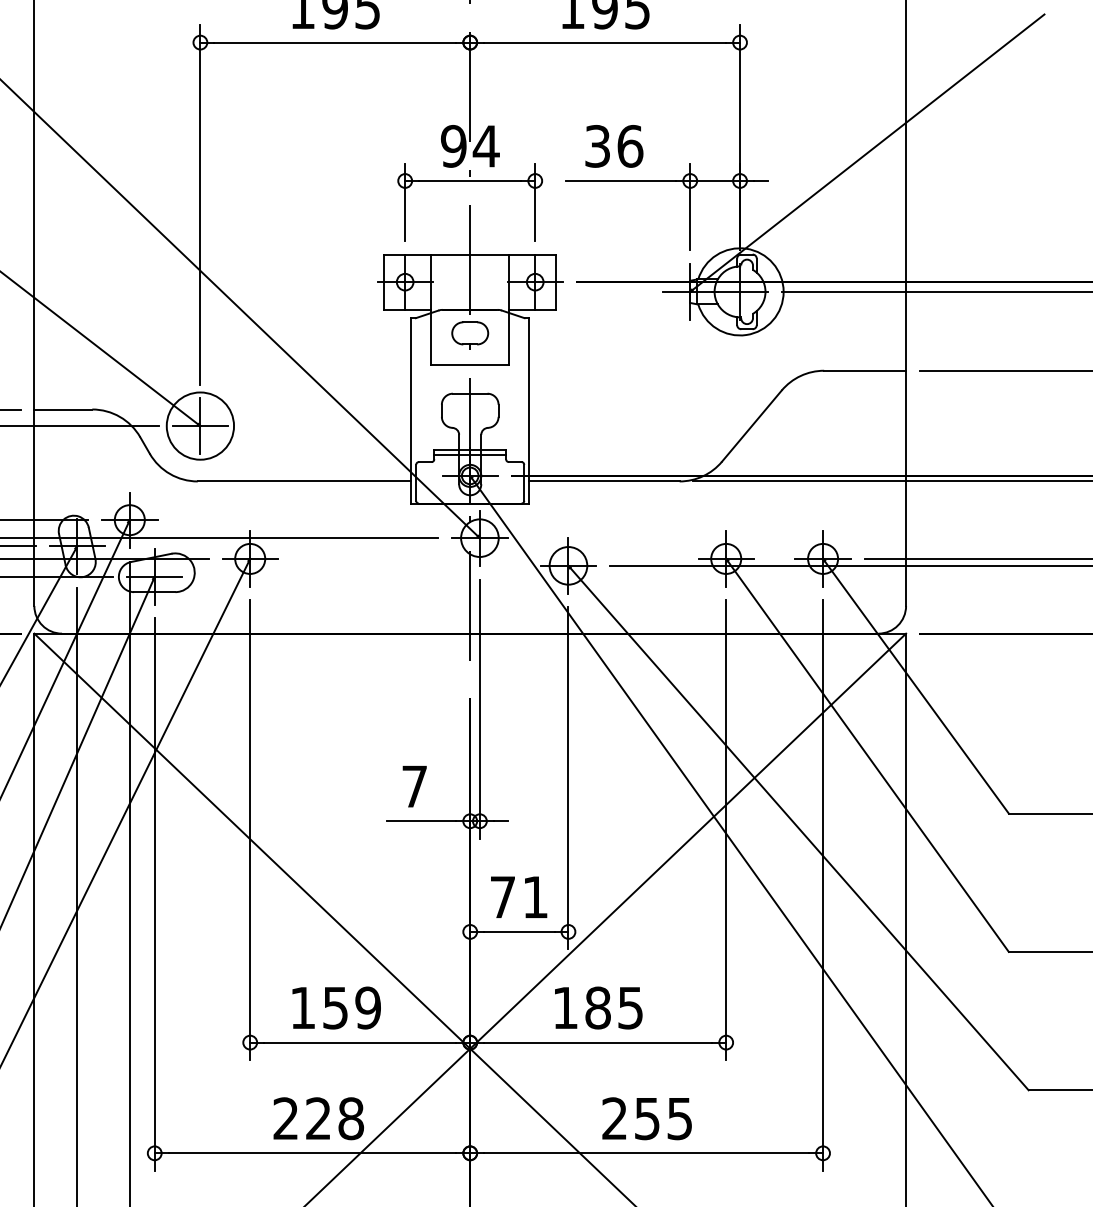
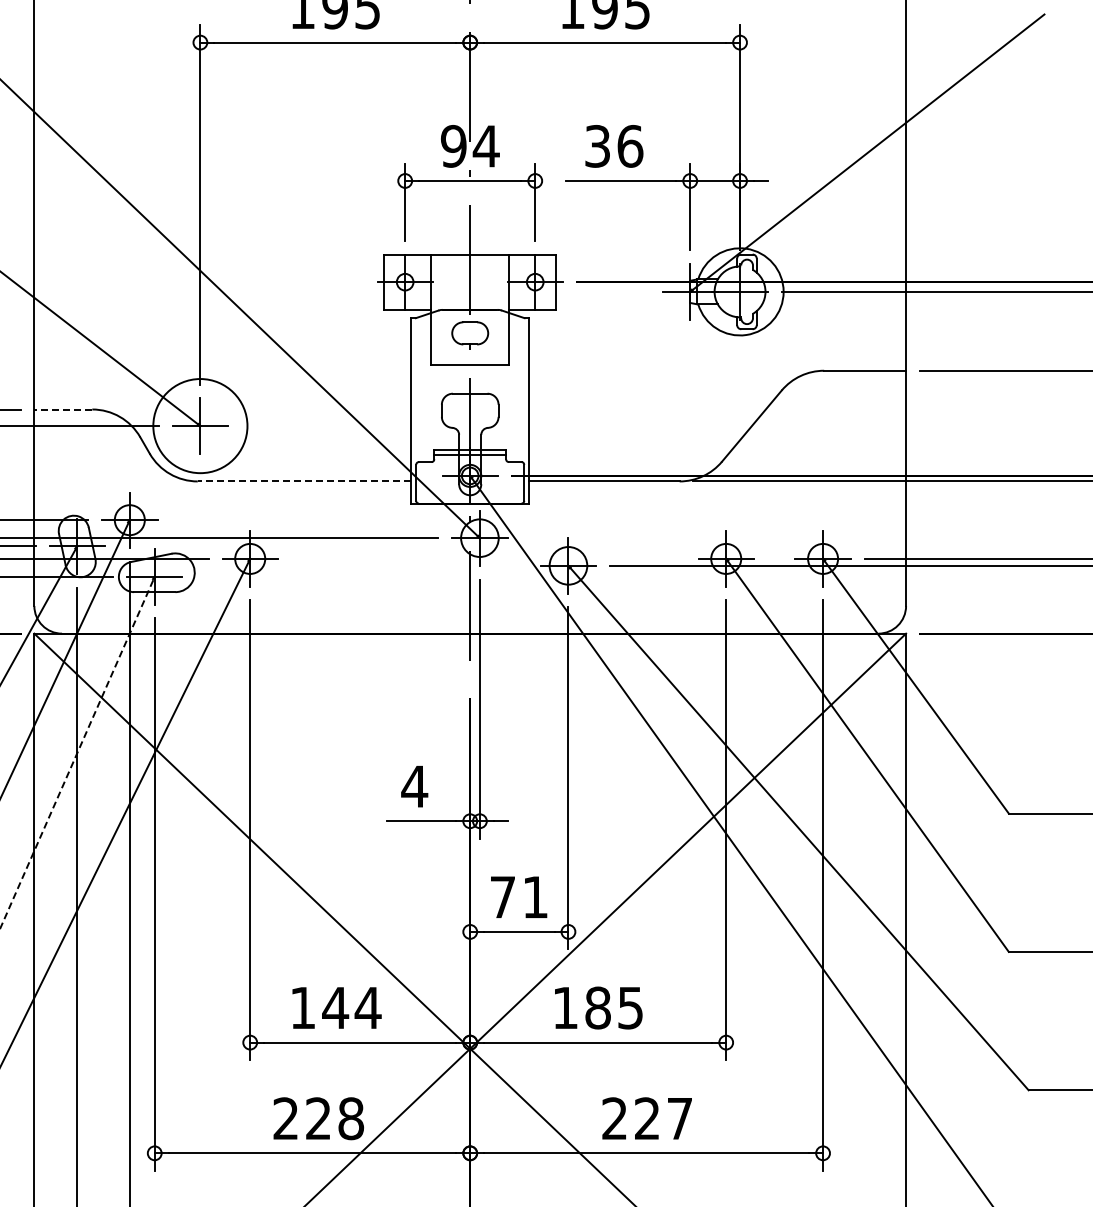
line: solid -> dashed (63, 409)
circle diameter: 67 px -> 94 px (200, 426)
line: solid -> dashed (304, 481)
line: solid -> dashed (77, 752)
text: 7 -> 4 (414, 786)
text: 159 -> 144 (351, 1007)
text: 255 -> 227 (663, 1118)
